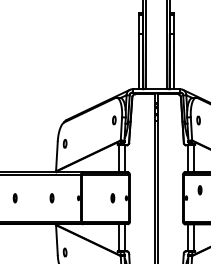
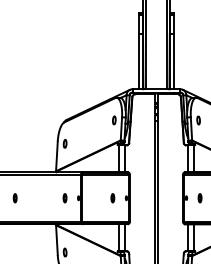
part position: (199, 190) -> (199, 198) (199, 198)
part position: (51, 198) -> (64, 198) (64, 198)
